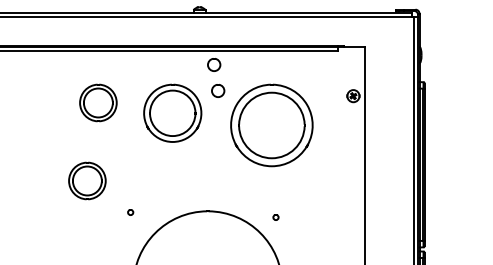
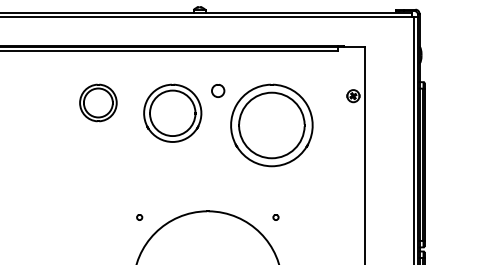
part: present -> none (214, 64)
part: present -> none (87, 180)
part position: (130, 212) -> (139, 217) (139, 217)
